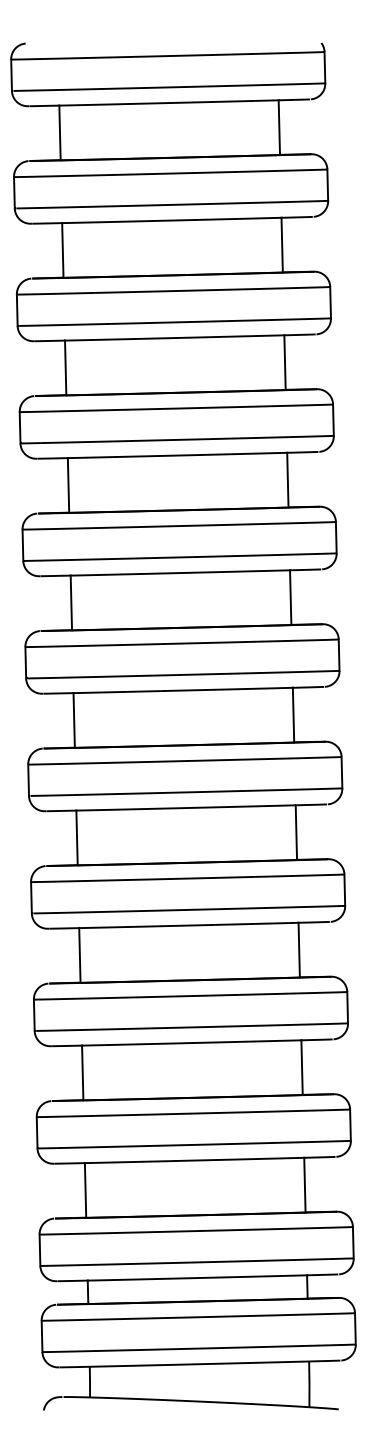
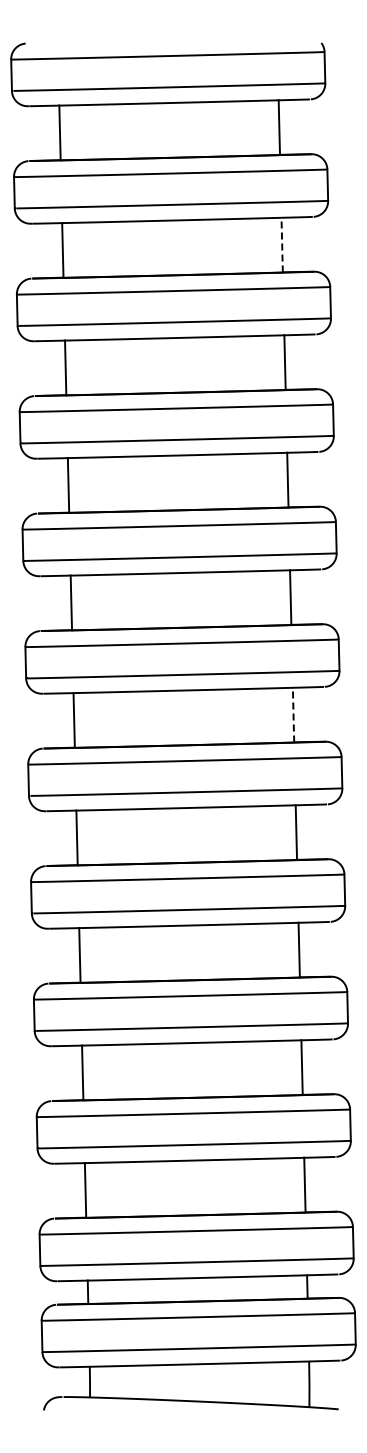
line: solid -> dashed (282, 244)
line: solid -> dashed (293, 714)
